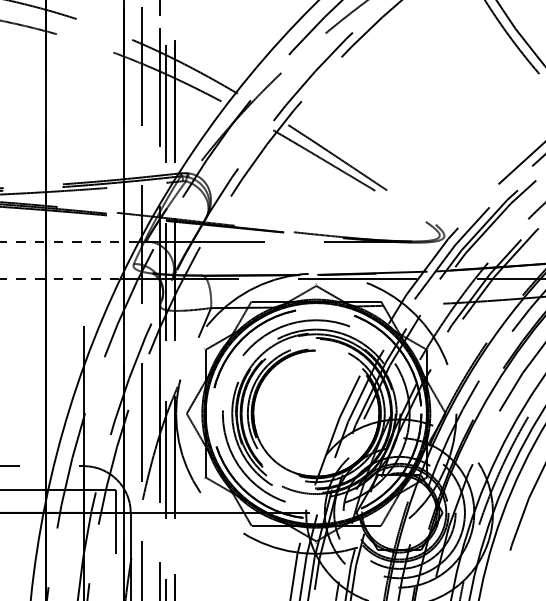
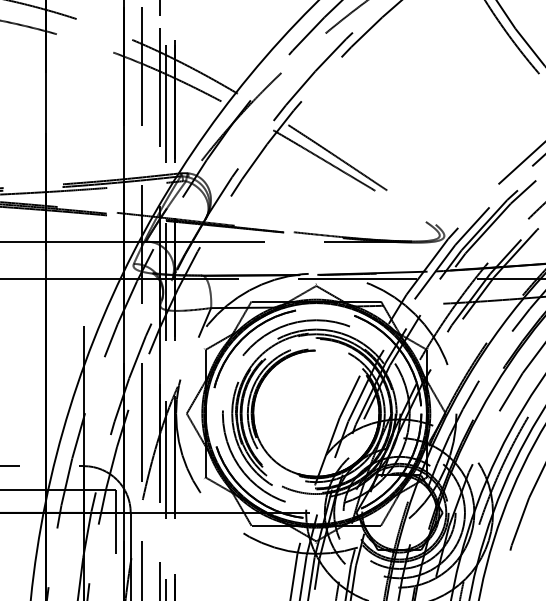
line: dashed -> solid (70, 241)
line: dashed -> solid (60, 279)
